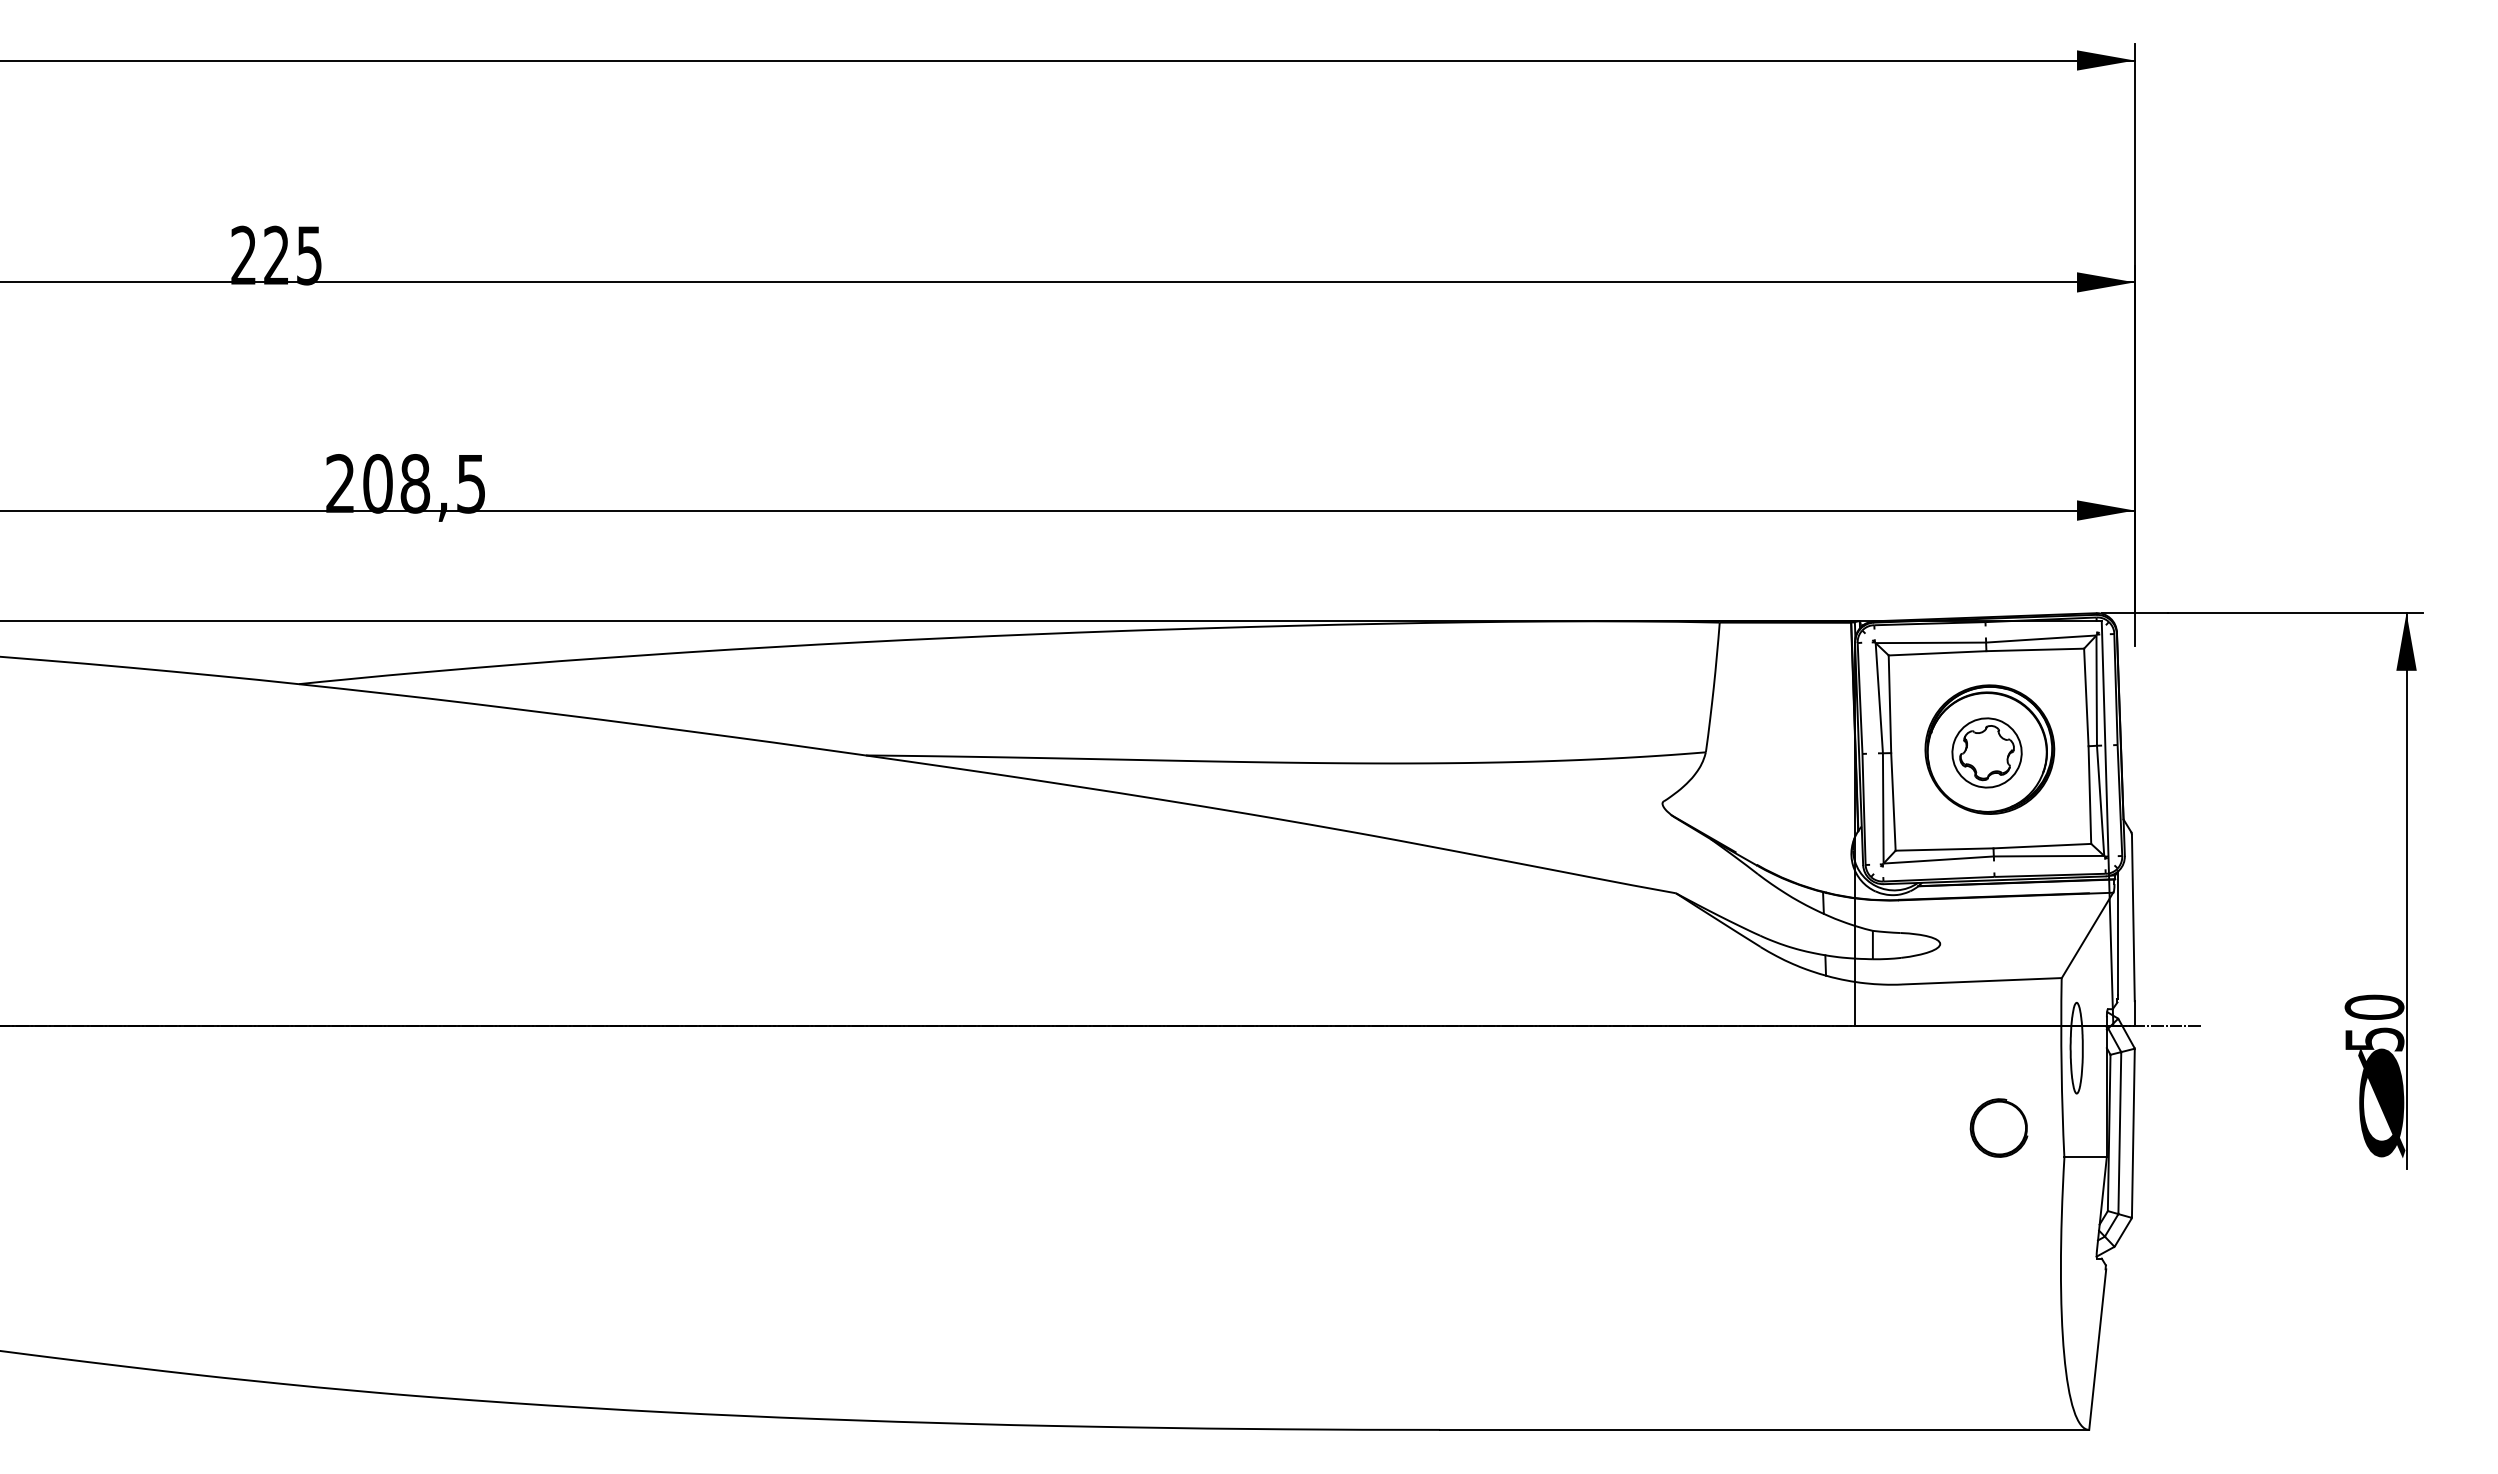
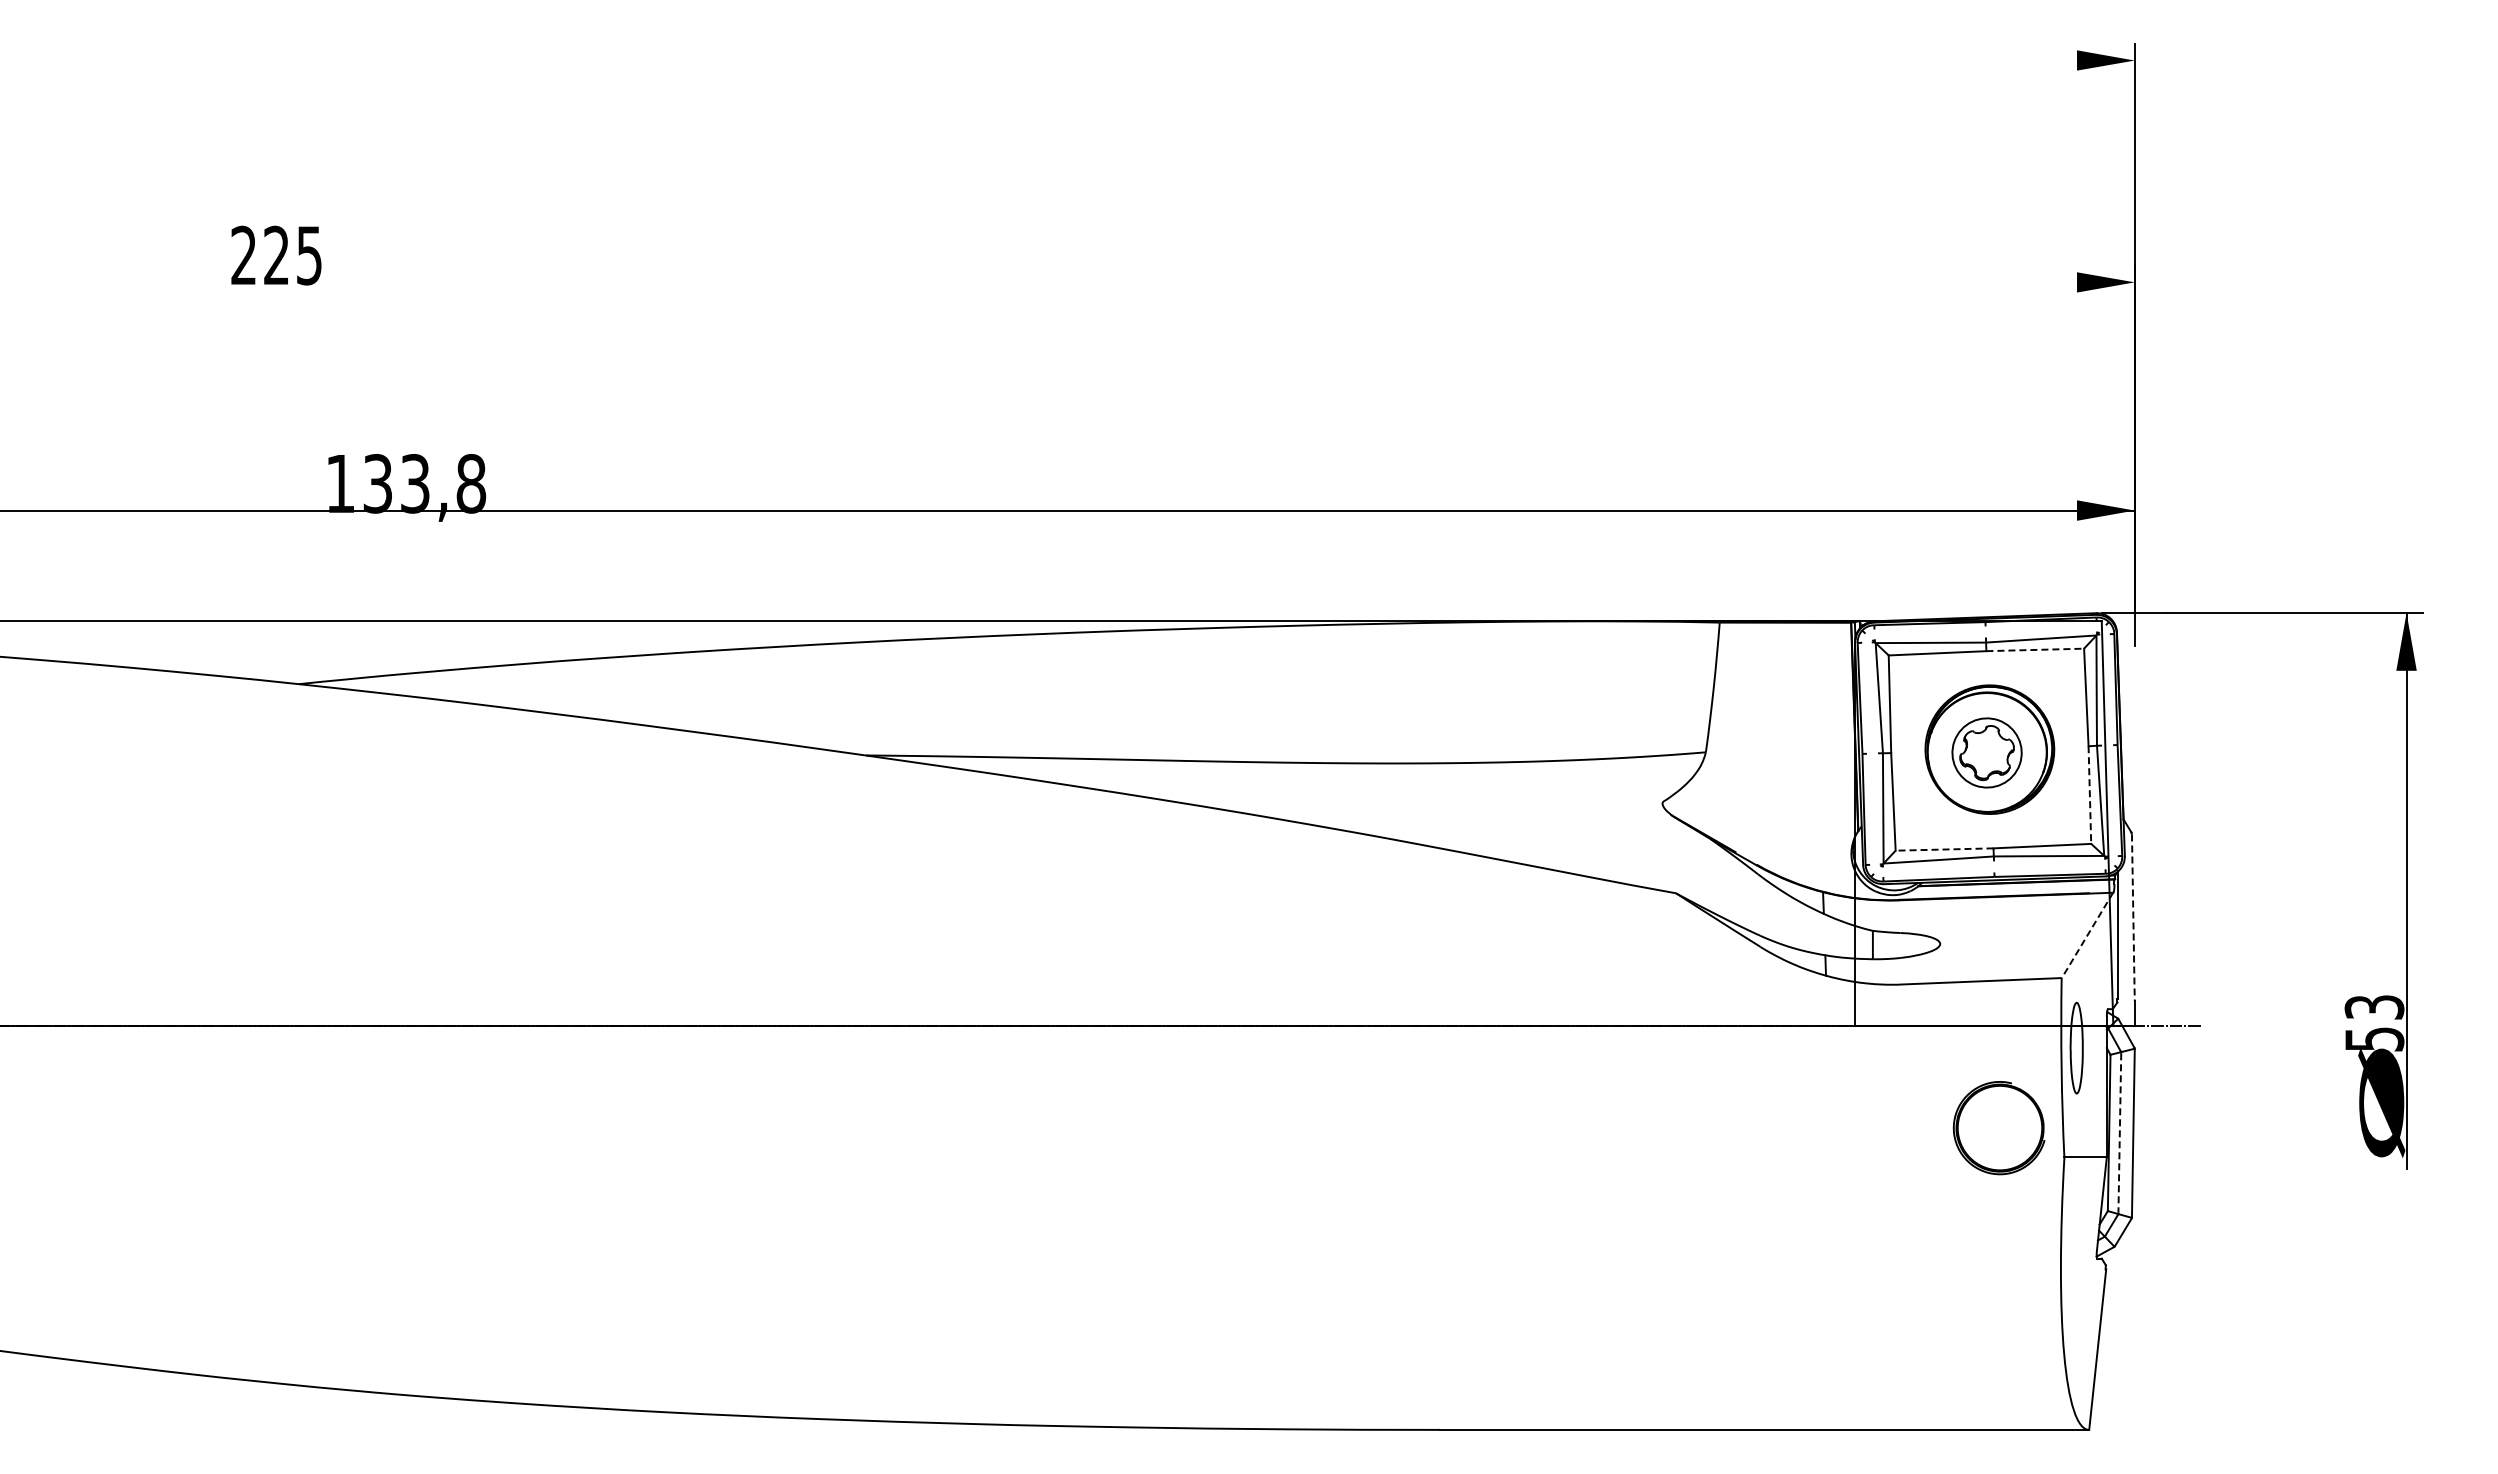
line: present -> none (1068, 60)
line: present -> none (1068, 282)
text: 208,5 -> 133,8 (406, 483)
line: solid -> dashed (2035, 649)
line: solid -> dashed (2089, 795)
line: solid -> dashed (1944, 849)
line: solid -> dashed (2133, 918)
line: solid -> dashed (2087, 935)
text: 50 -> 53 (2374, 1006)
part size: 60x60 px -> 94x95 px (1998, 1128)
line: solid -> dashed (2119, 1133)
